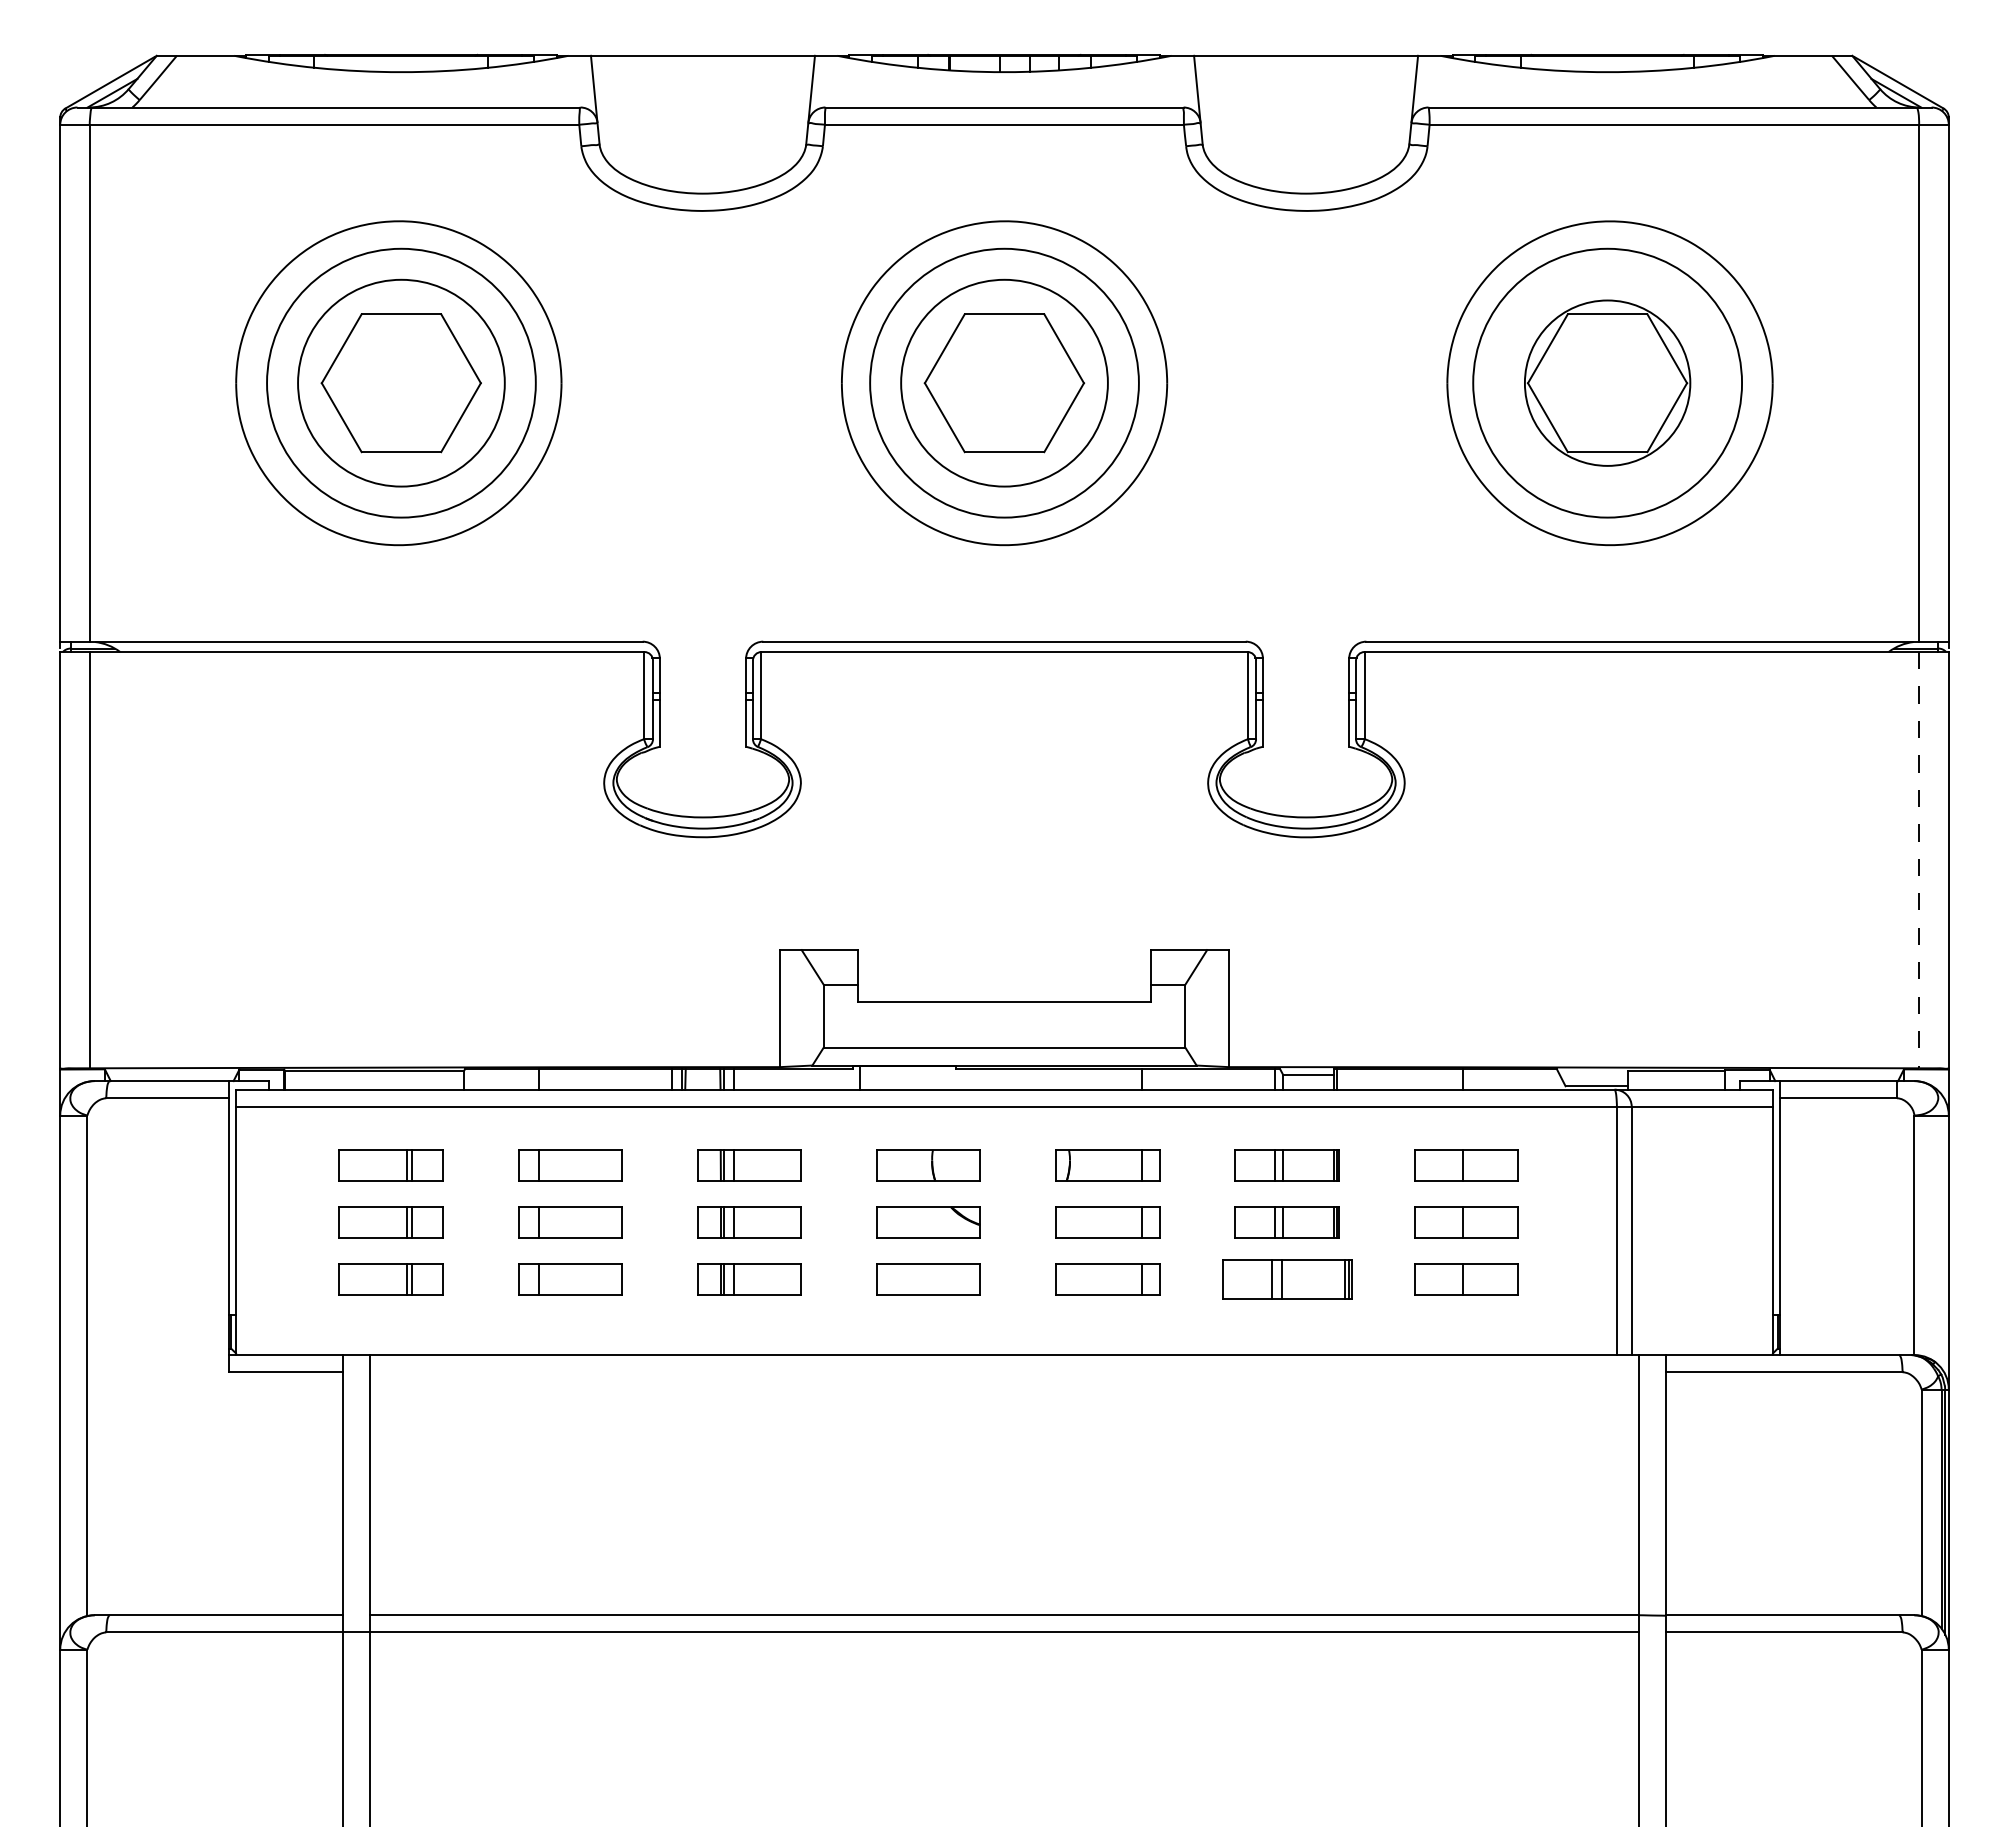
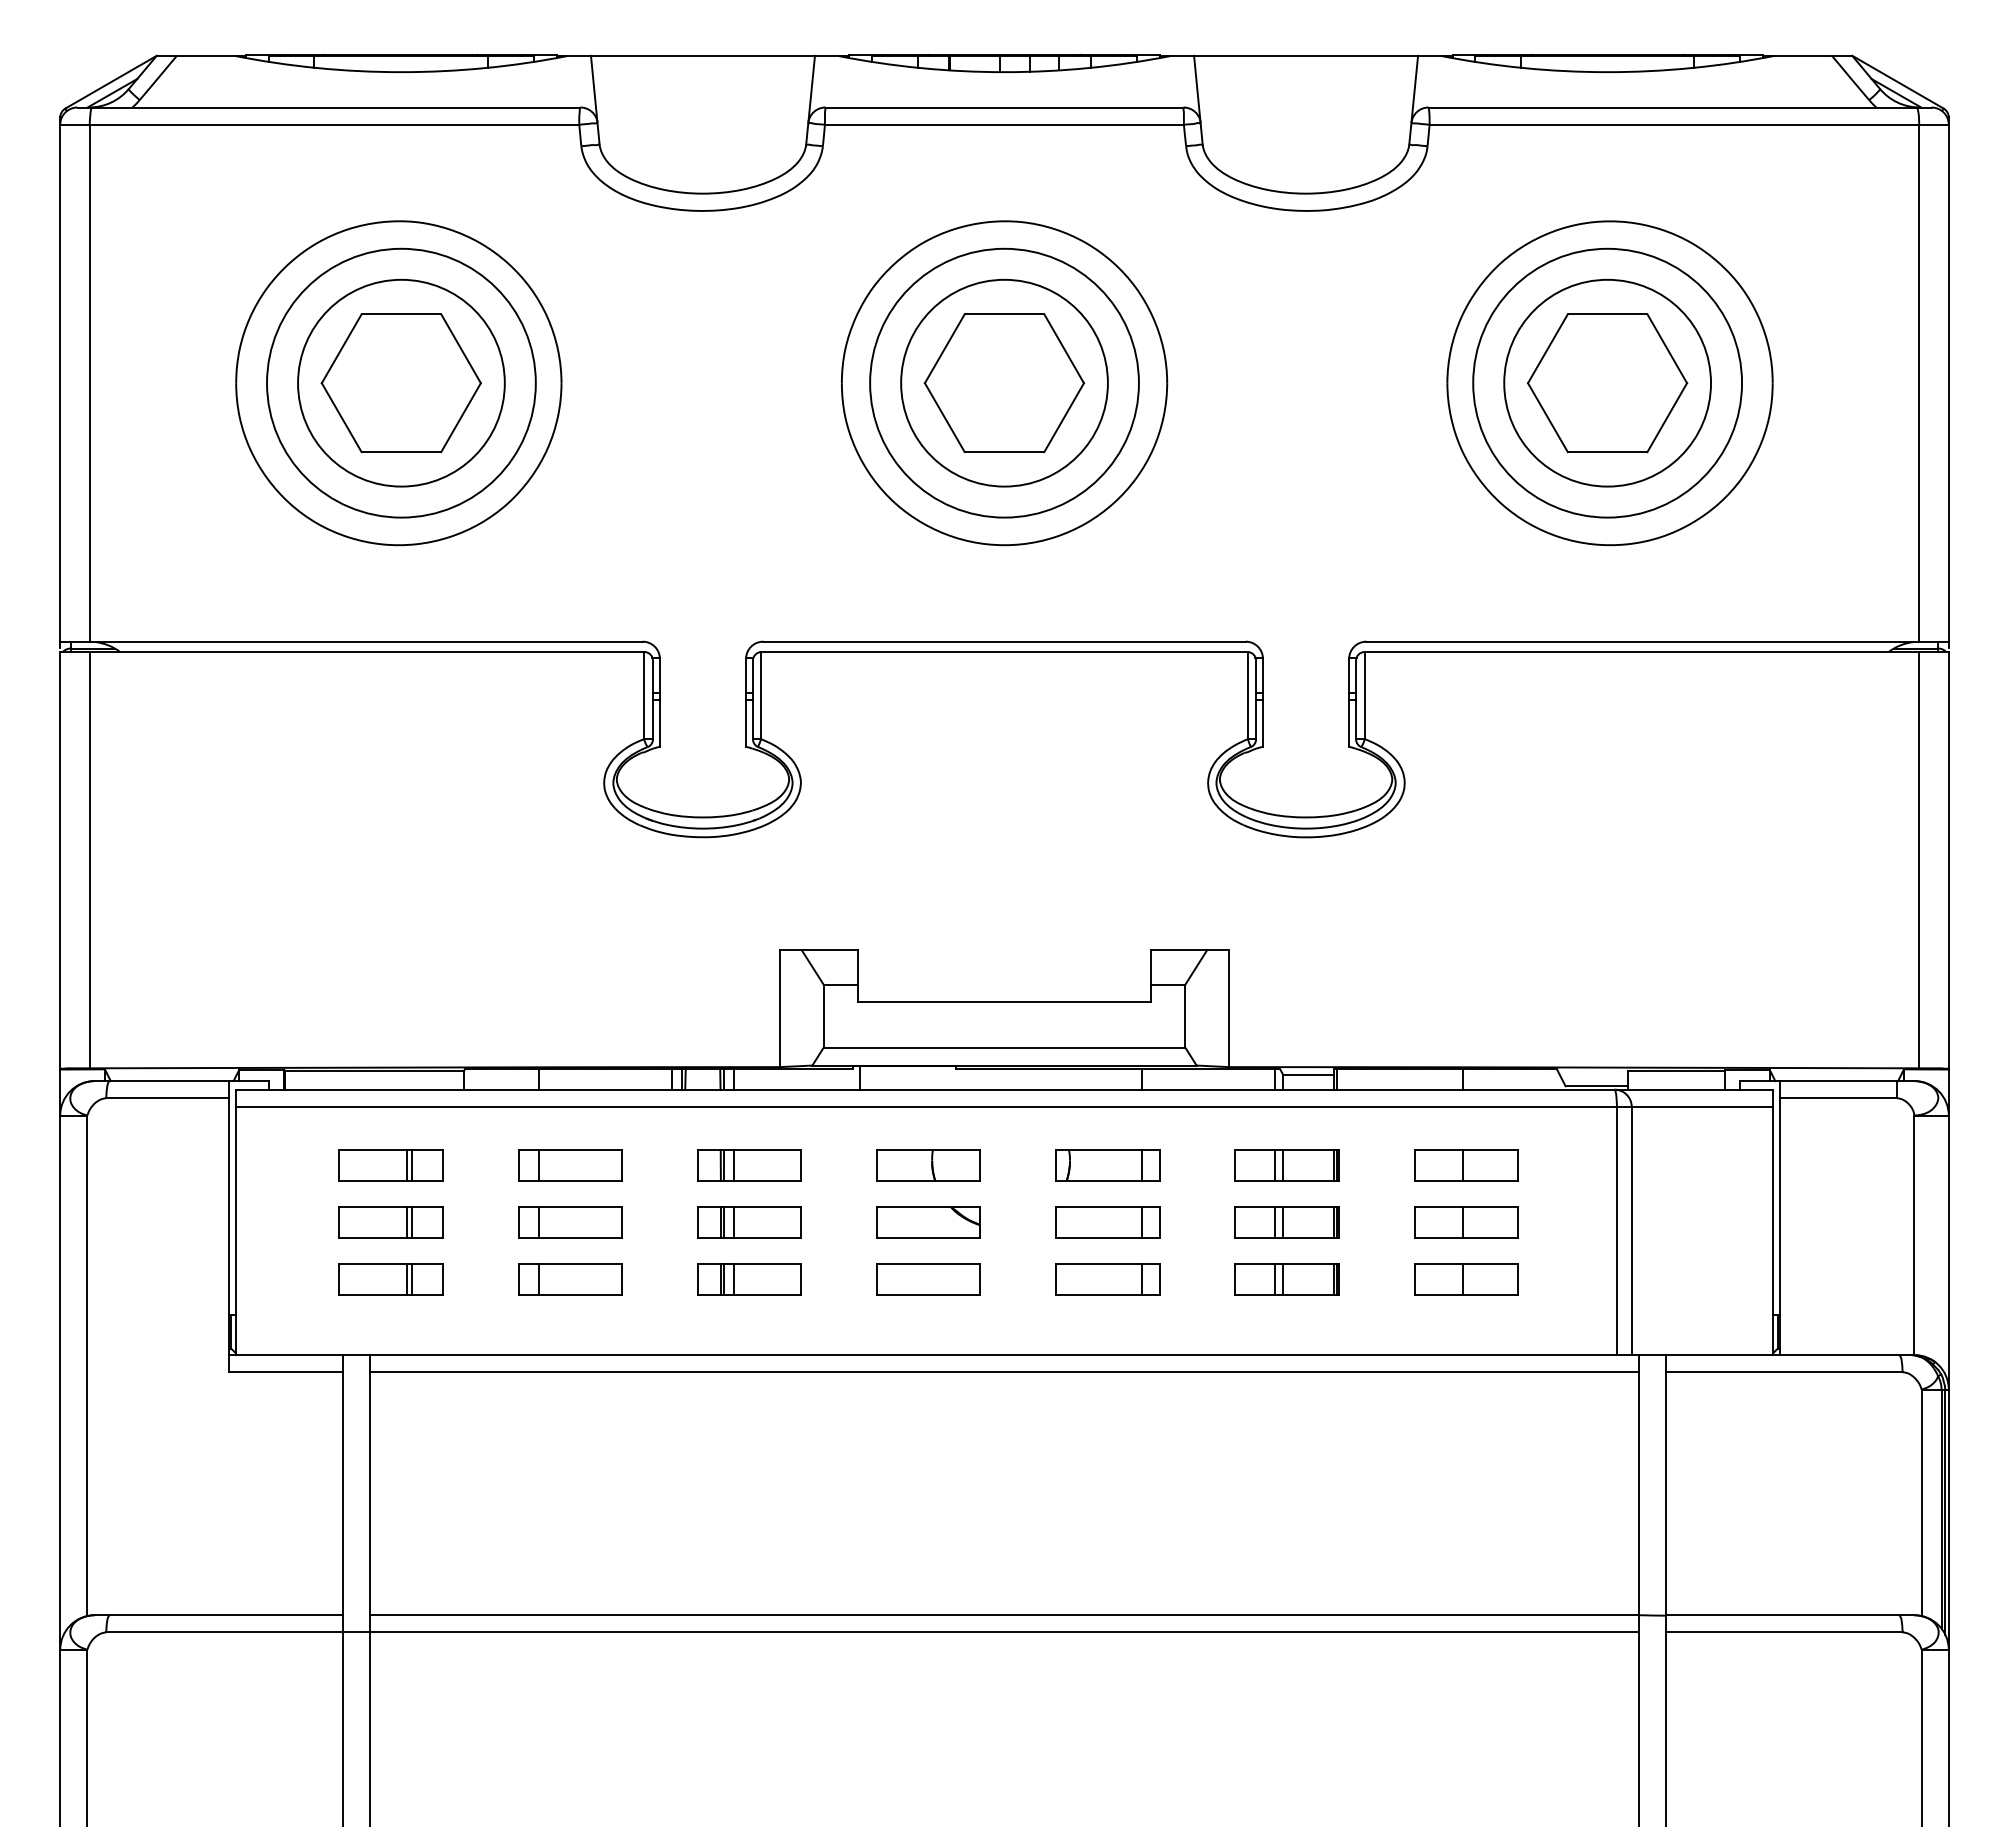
circle diameter: 165 px -> 207 px (1607, 382)
line: dashed -> solid (1919, 860)
part size: 131x41 px -> 106x33 px (1286, 1279)
line: none -> present (1004, 1372)
